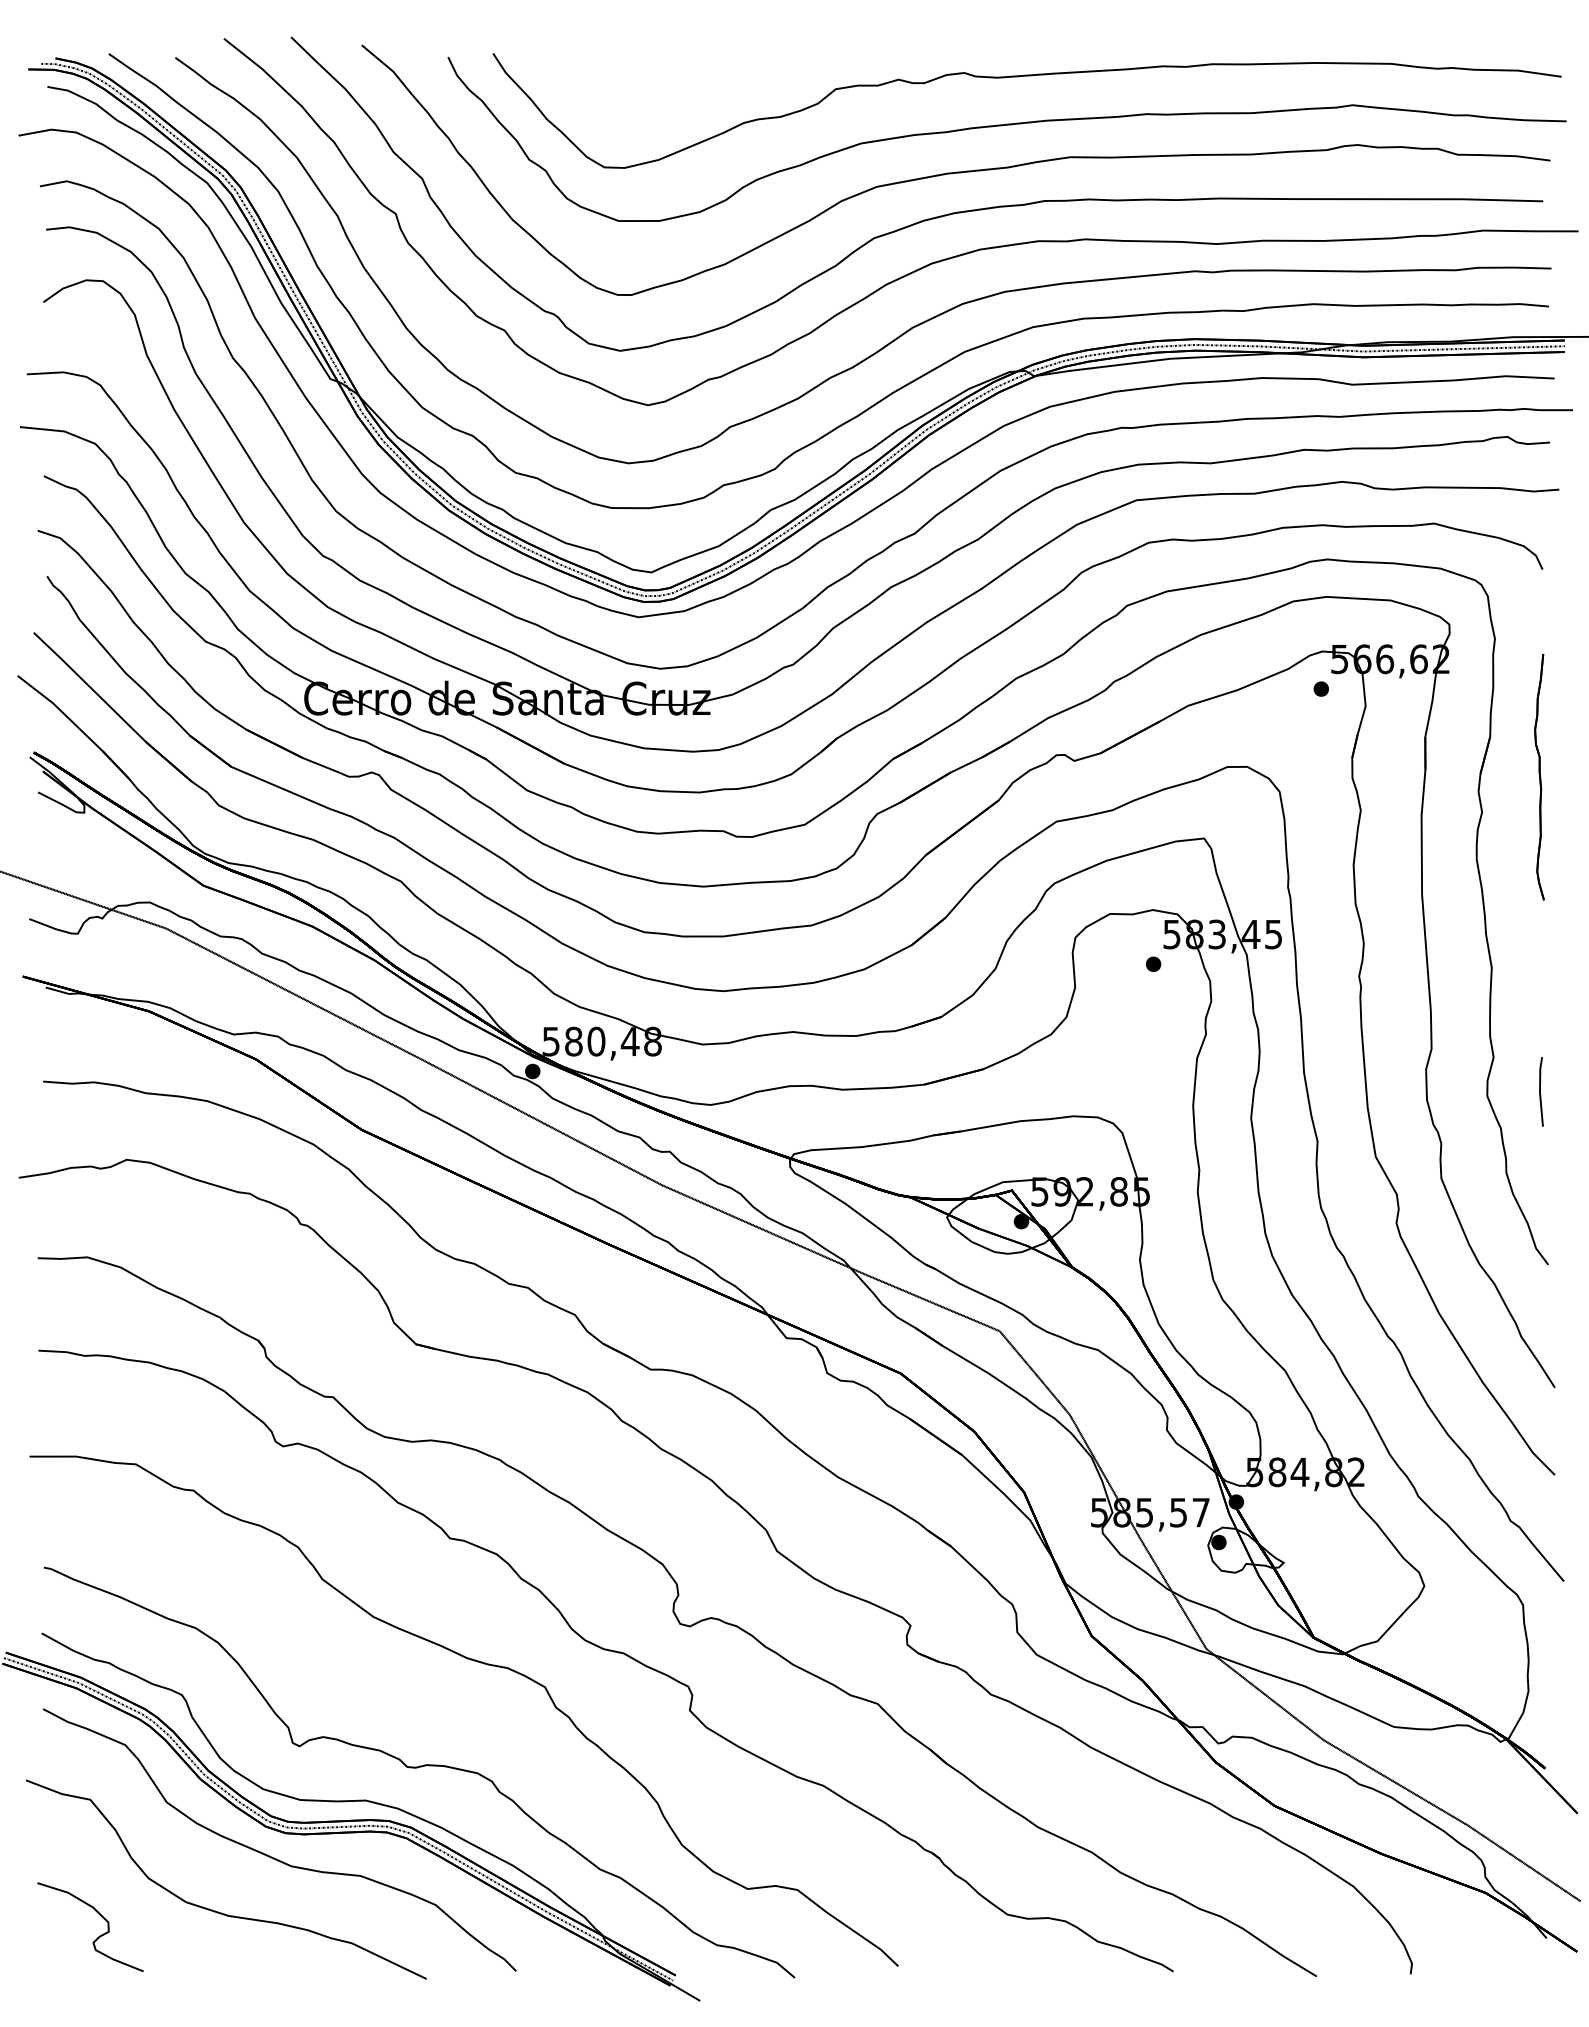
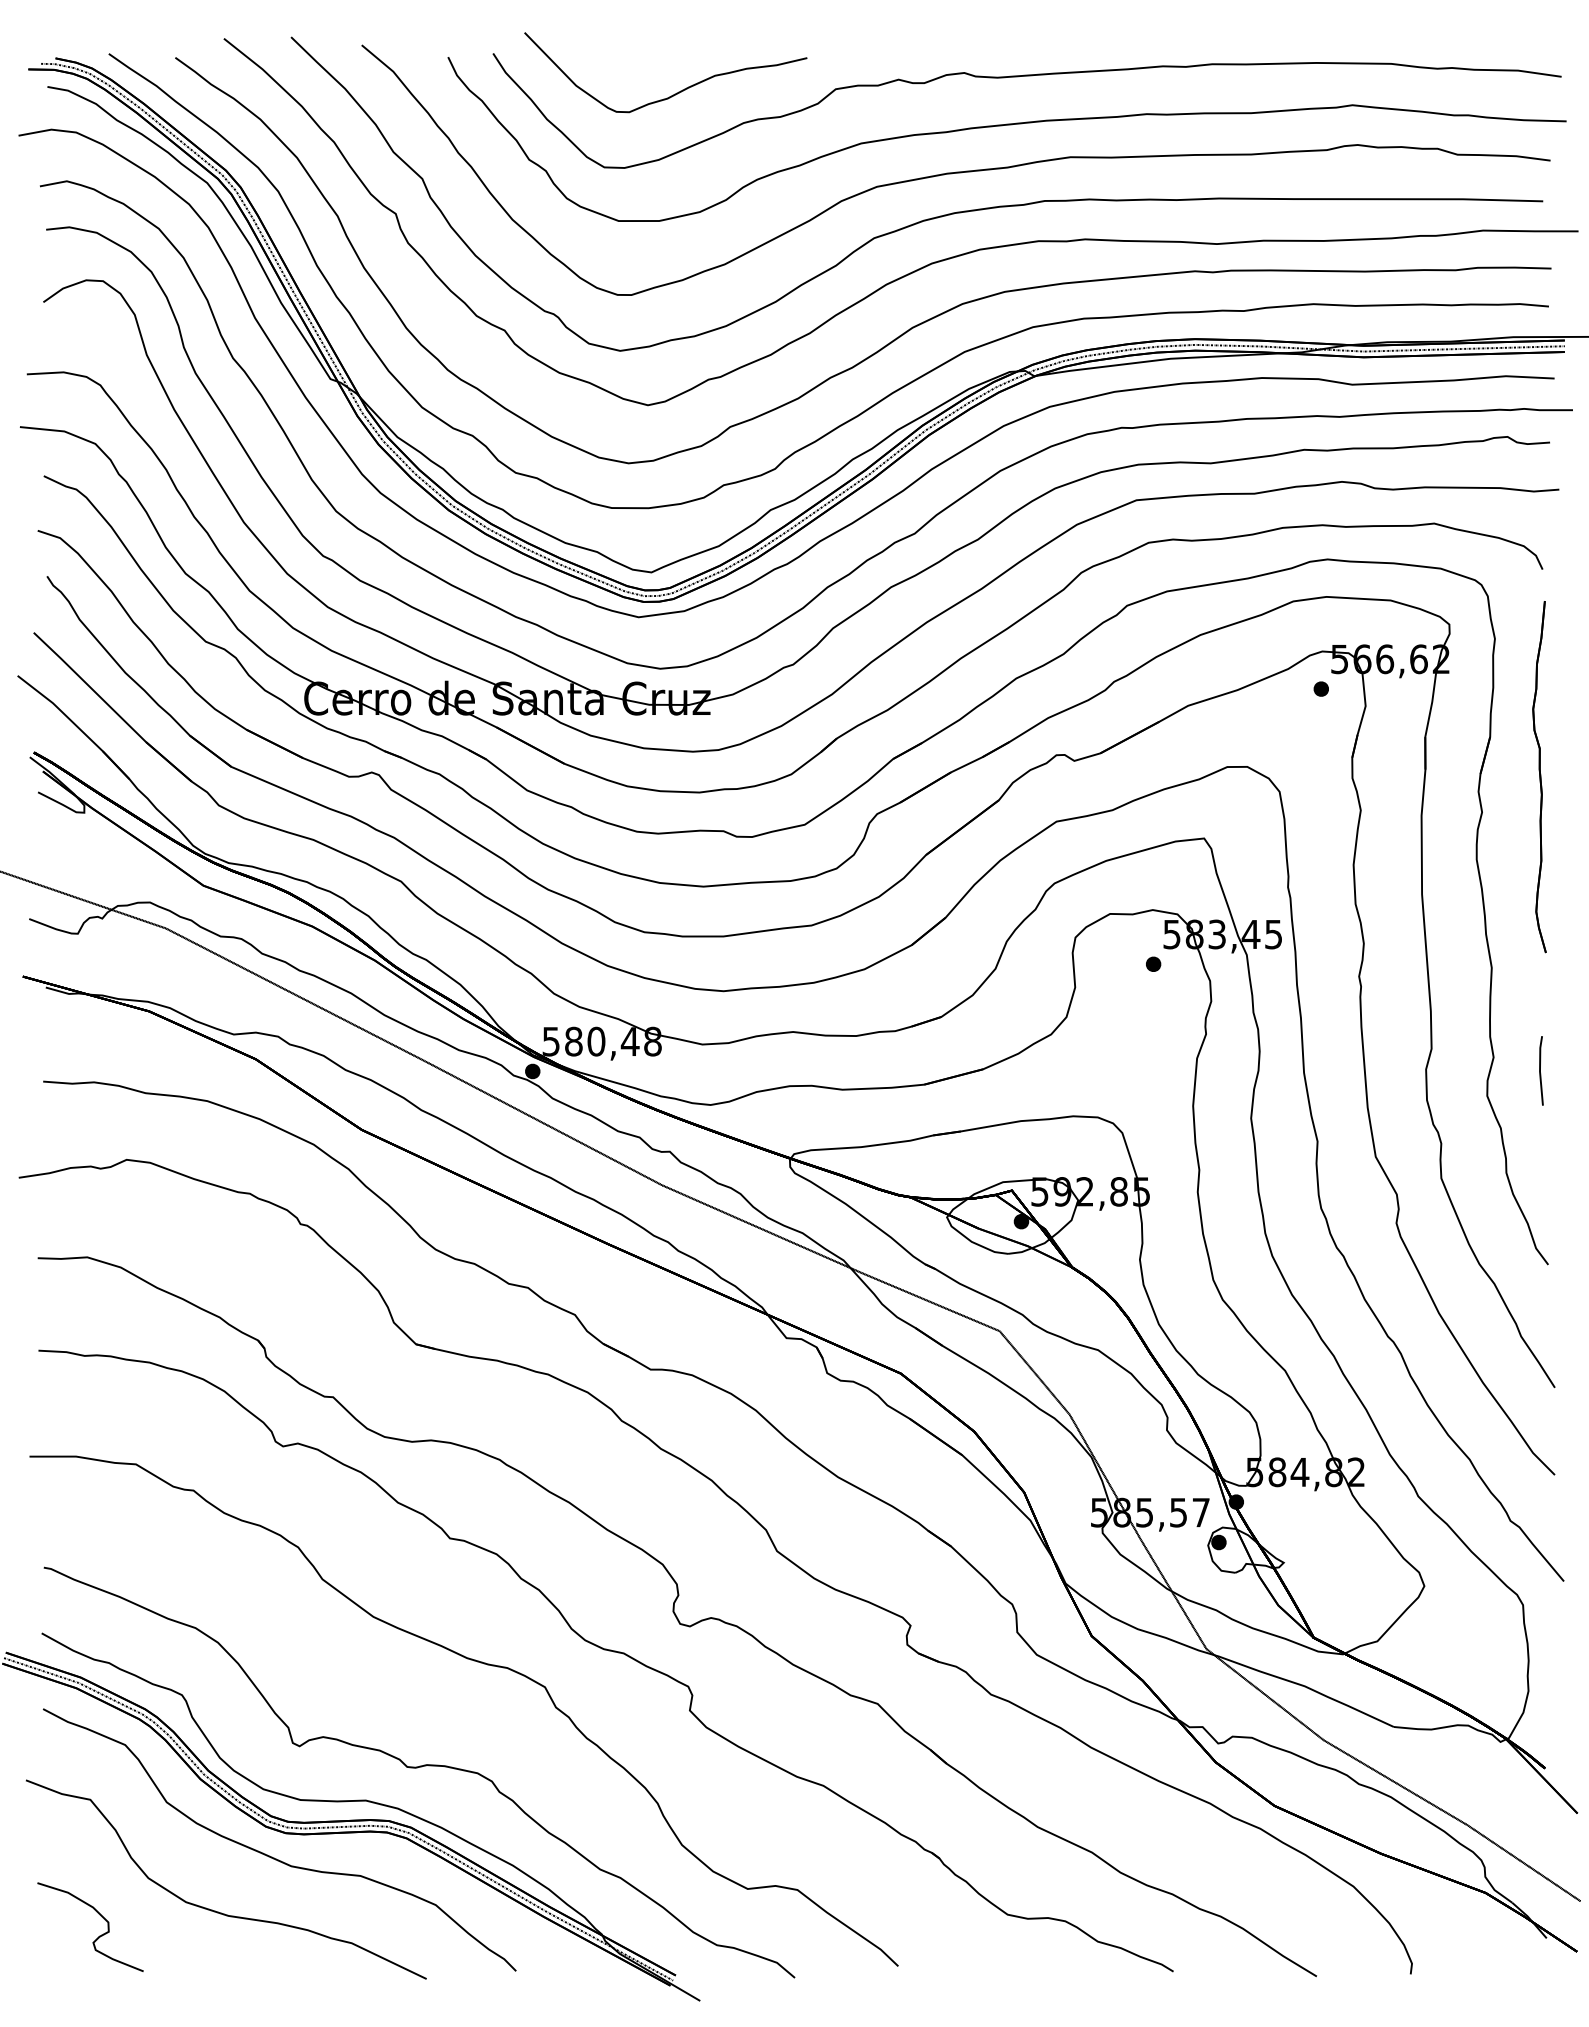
curve: none -> present (676, 92)
part size: 11x248 px -> 15x353 px (1539, 777)
line position: (1540, 1091) -> (1540, 1070) (1540, 1070)
